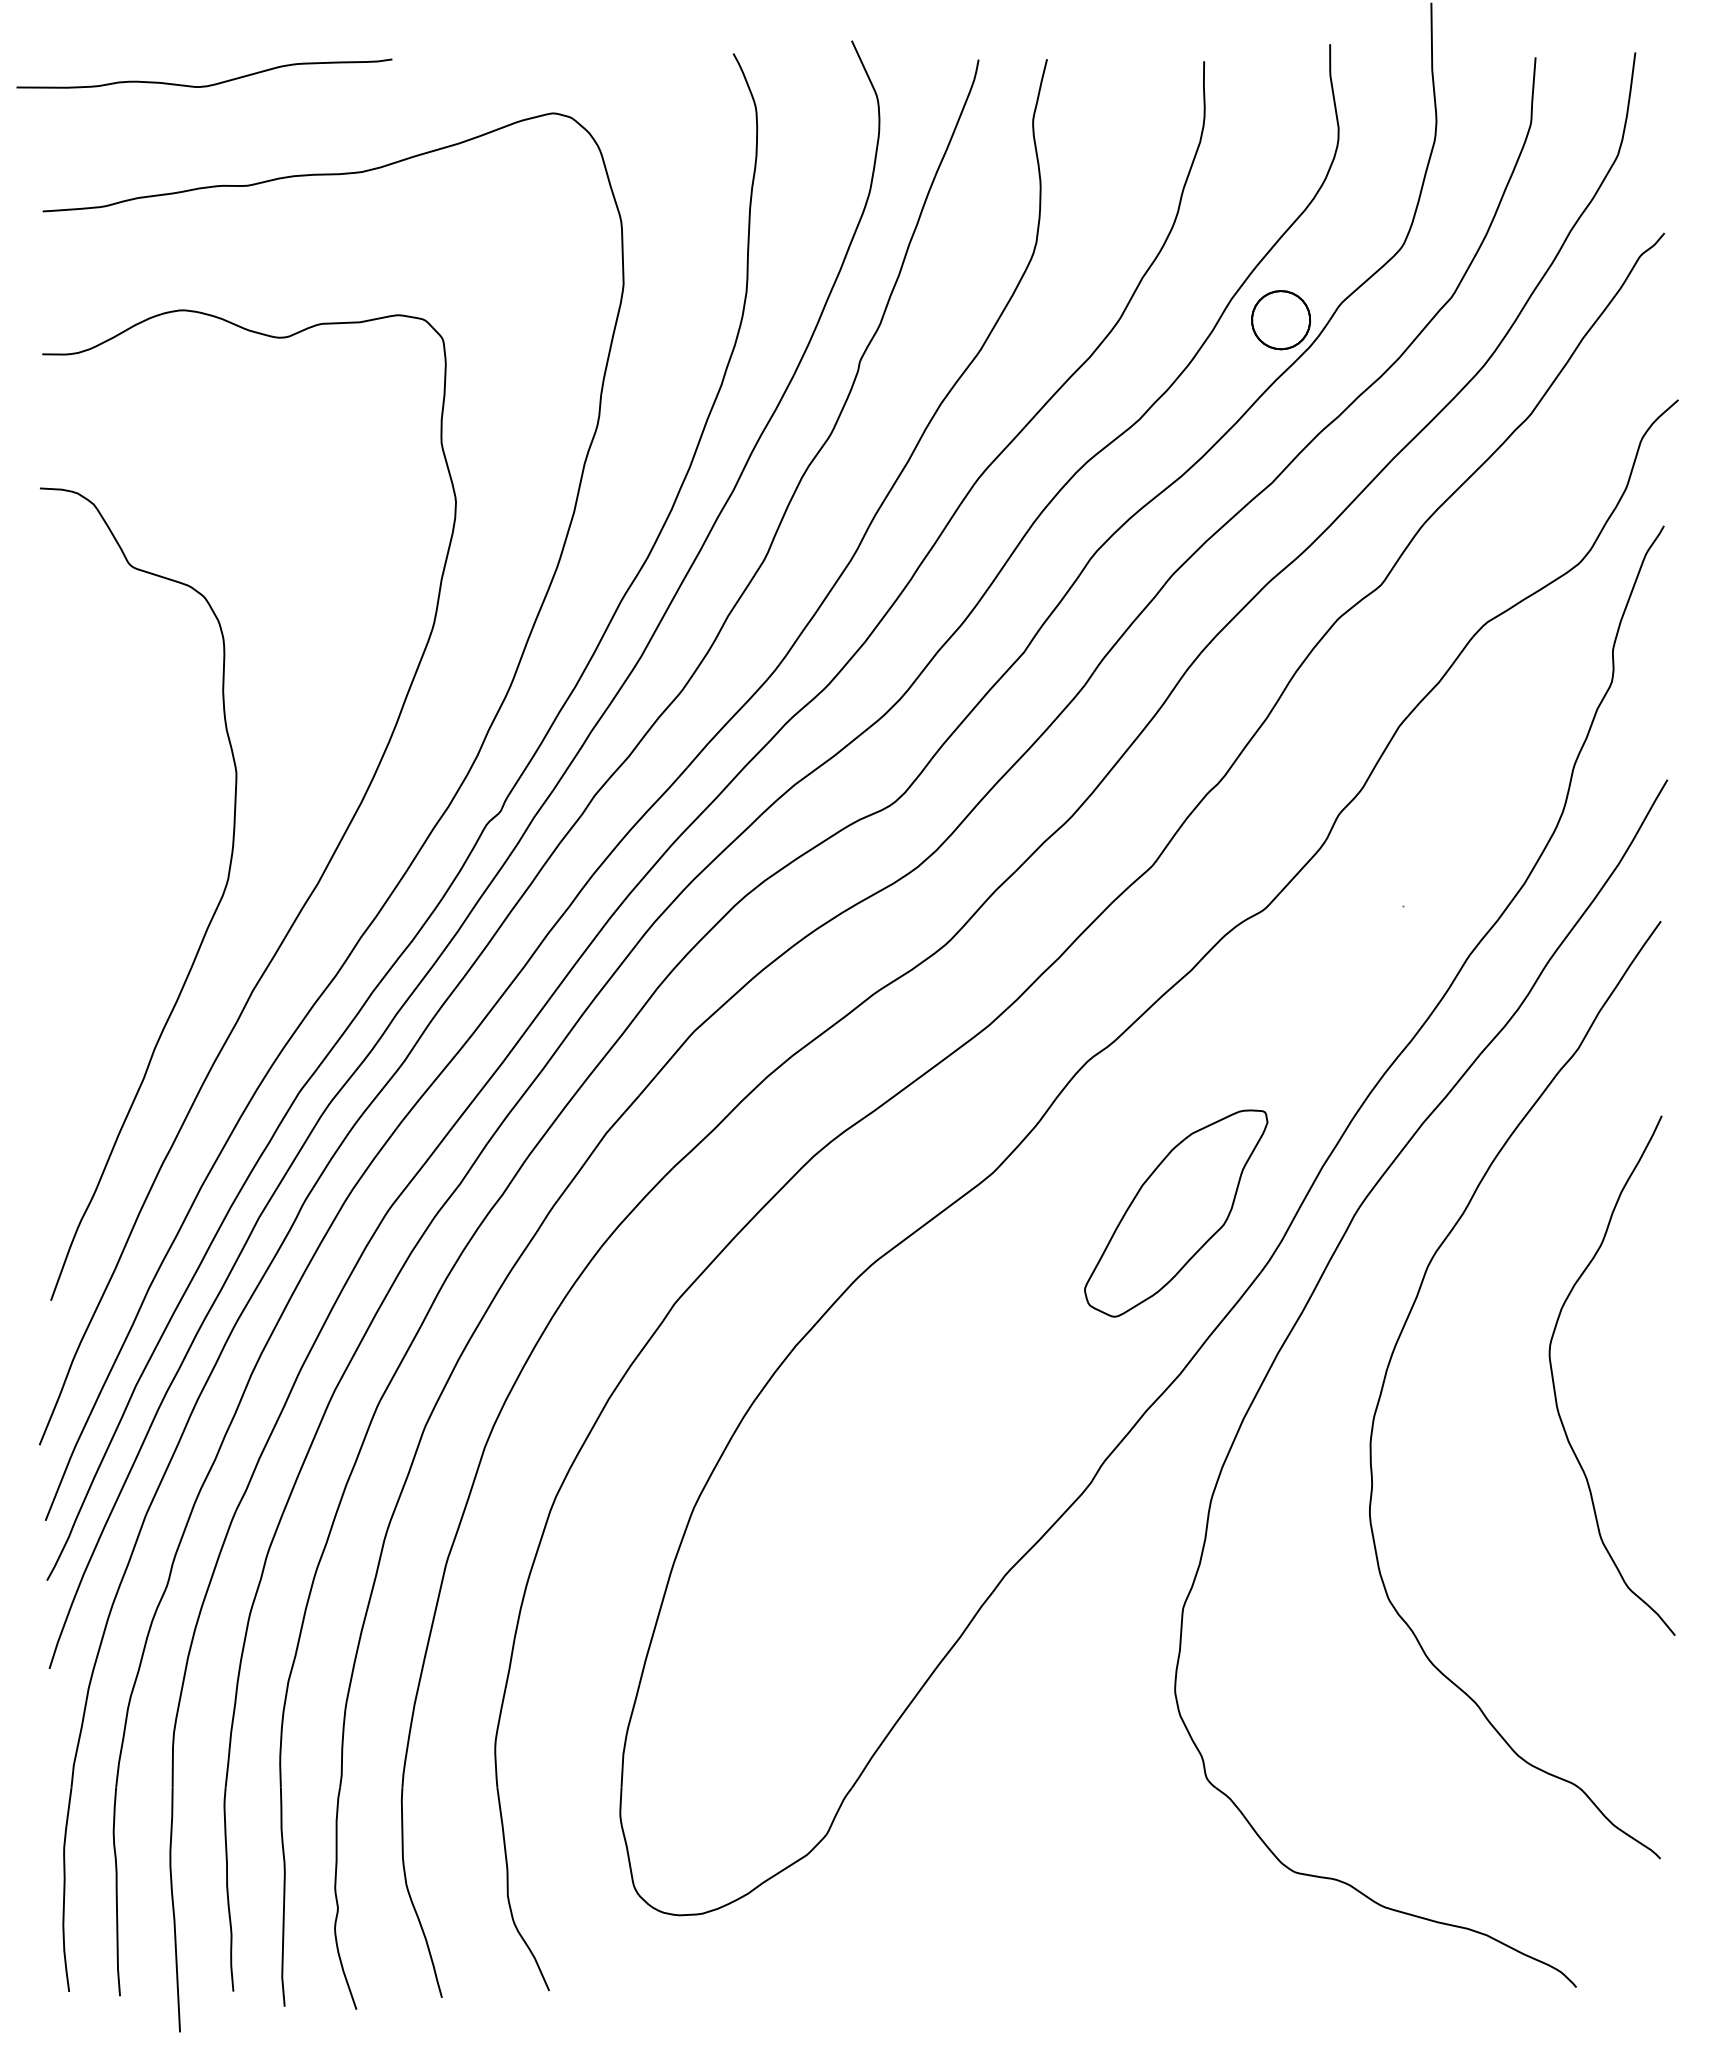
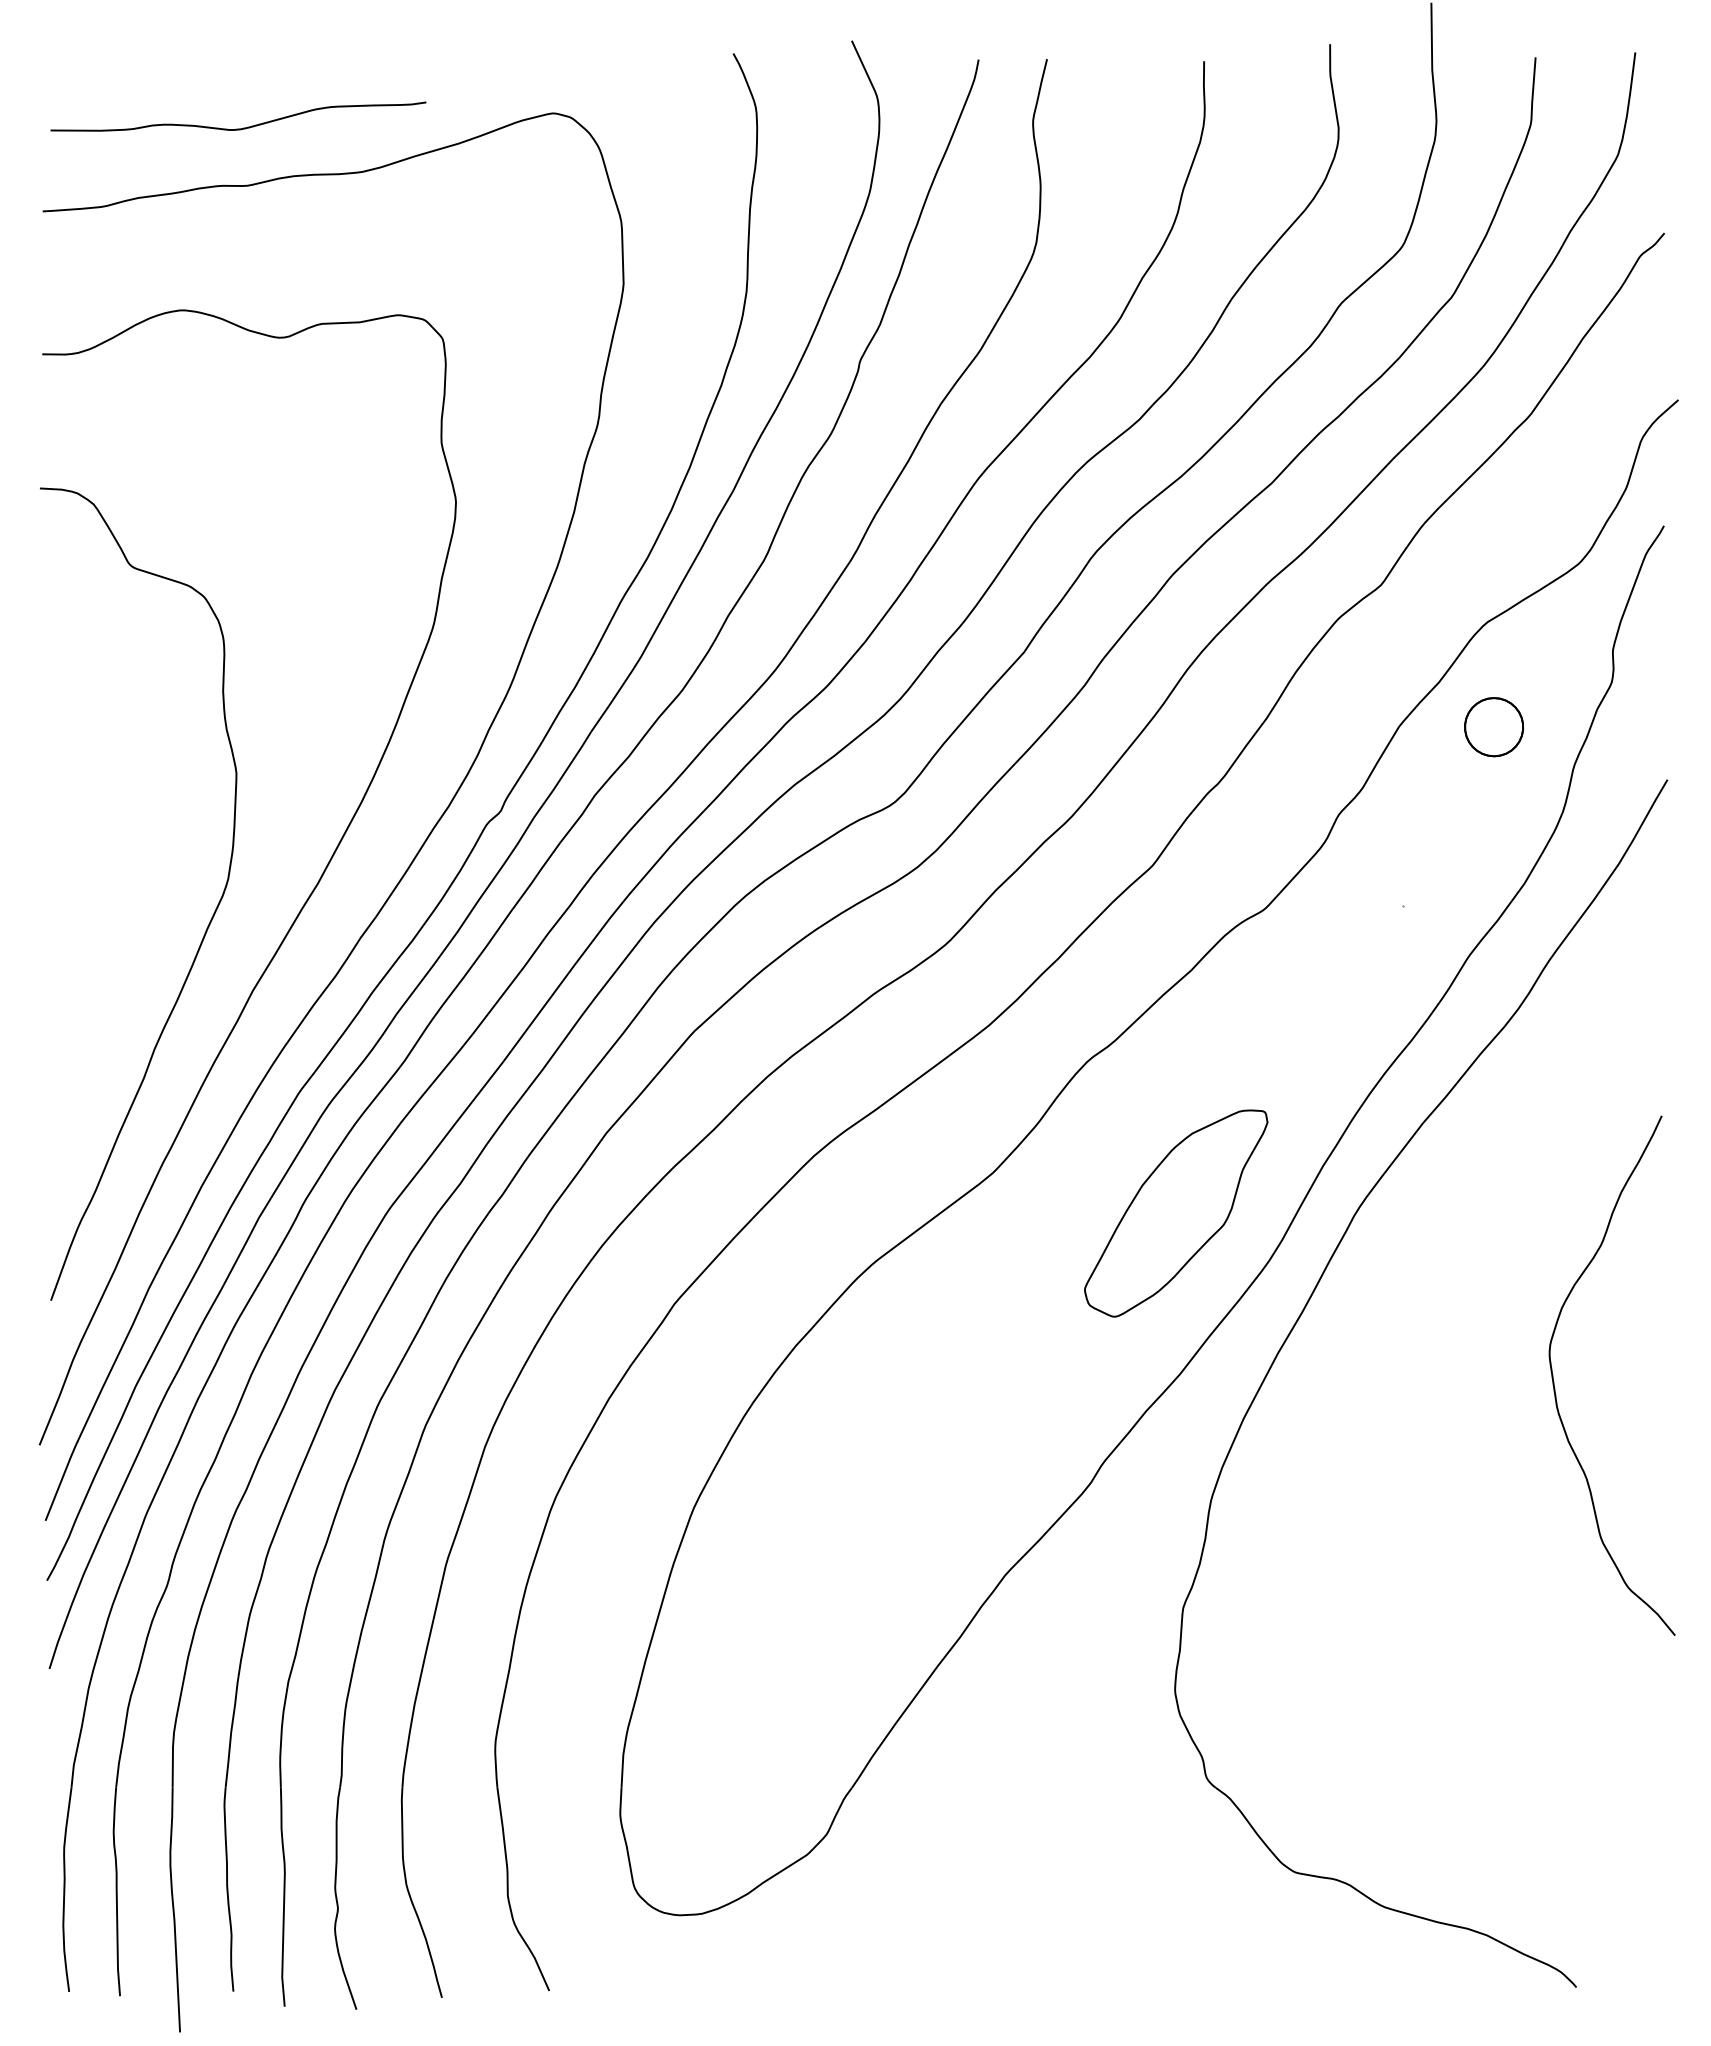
curve position: (204, 85) -> (238, 128) (238, 128)
part position: (1280, 320) -> (1493, 727) (1493, 727)
part: present -> none (1399, 1339)
